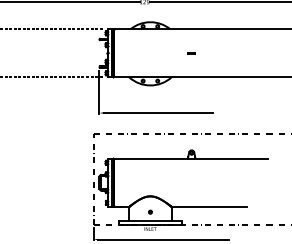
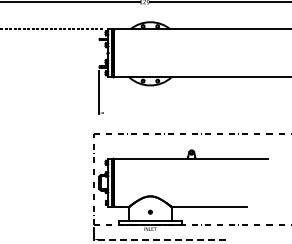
part: present -> none (191, 53)
line: present -> none (52, 77)
line: present -> none (158, 113)
line: solid -> dashed (164, 239)
